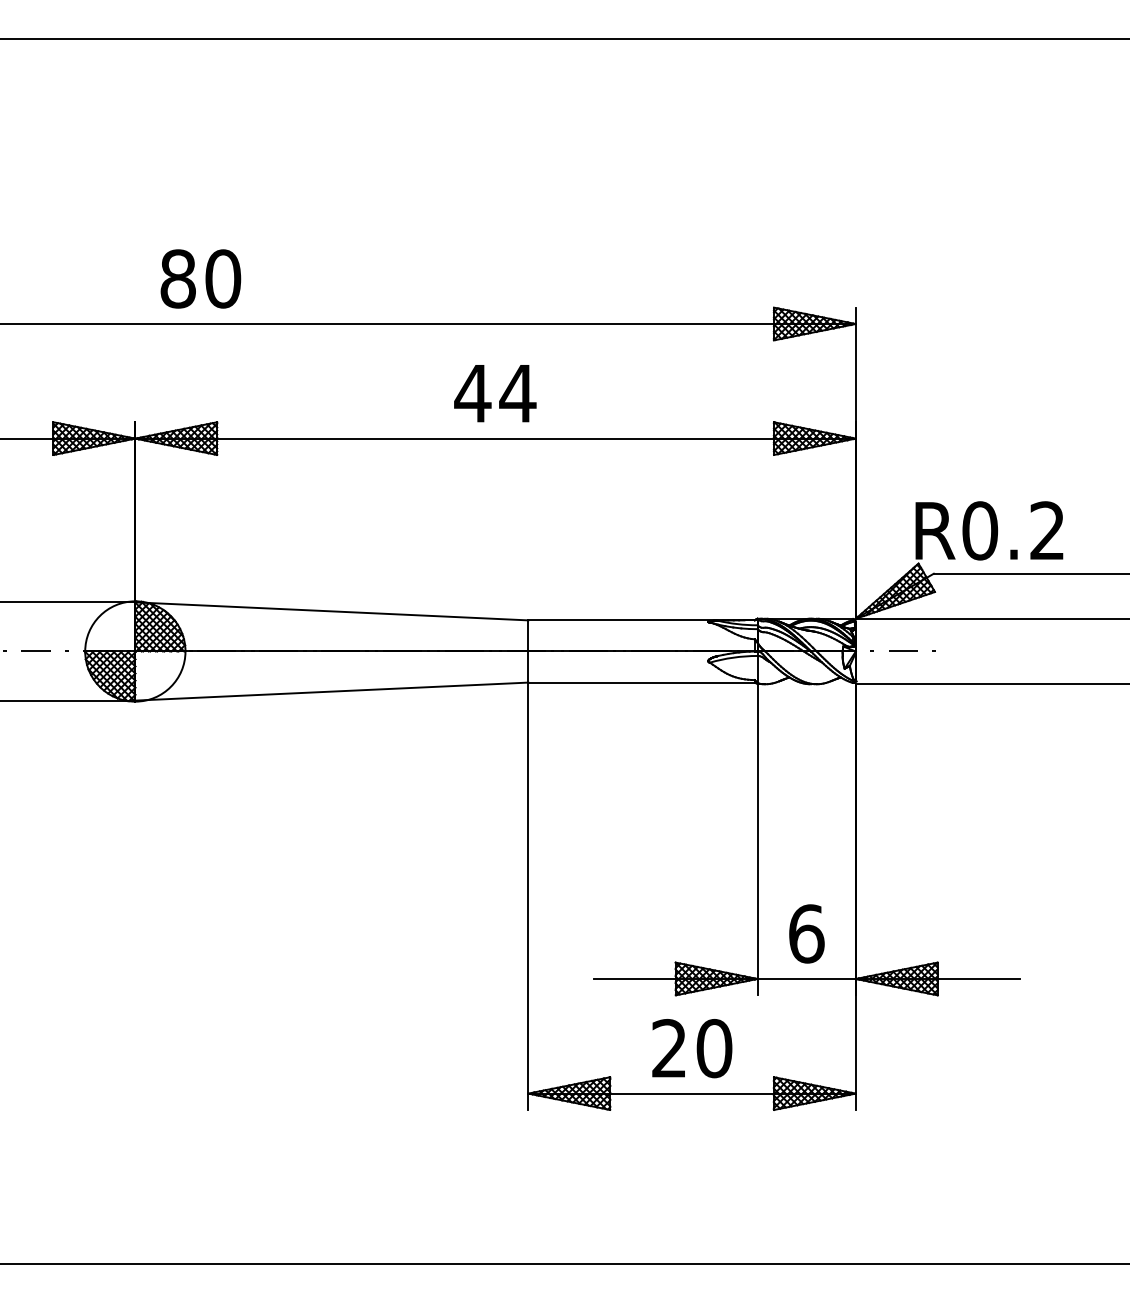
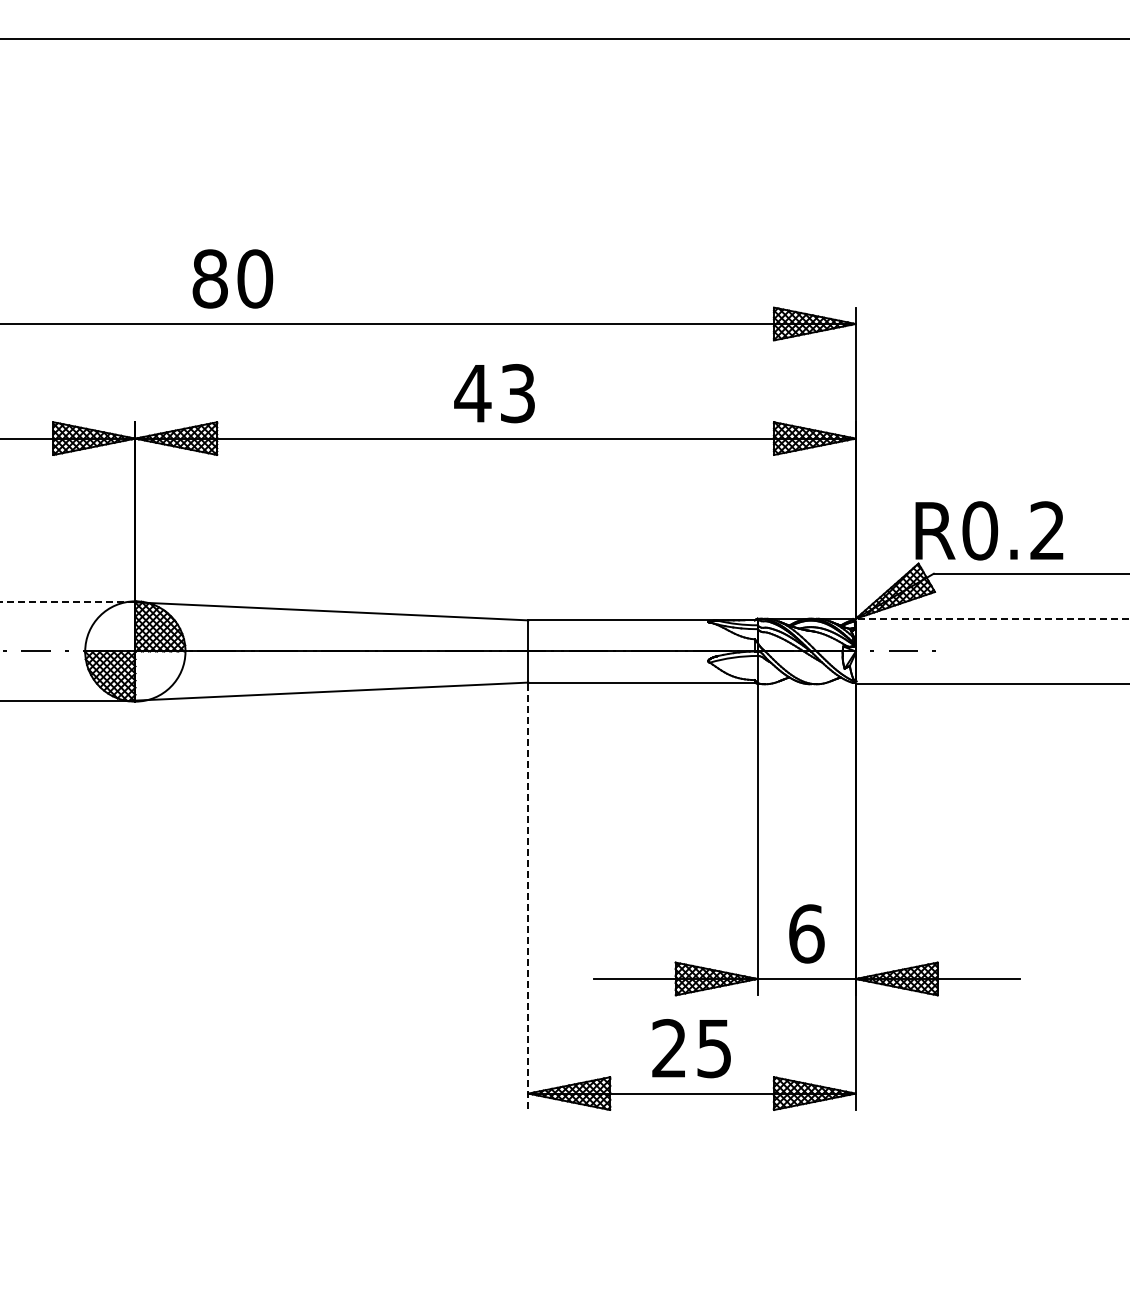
text position: (200, 278) -> (232, 278) (232, 278)
text: 44 -> 43 (517, 393)
line: solid -> dashed (67, 602)
line: solid -> dashed (992, 618)
line: solid -> dashed (528, 897)
text: 20 -> 25 (714, 1048)
line: present -> none (564, 1263)
